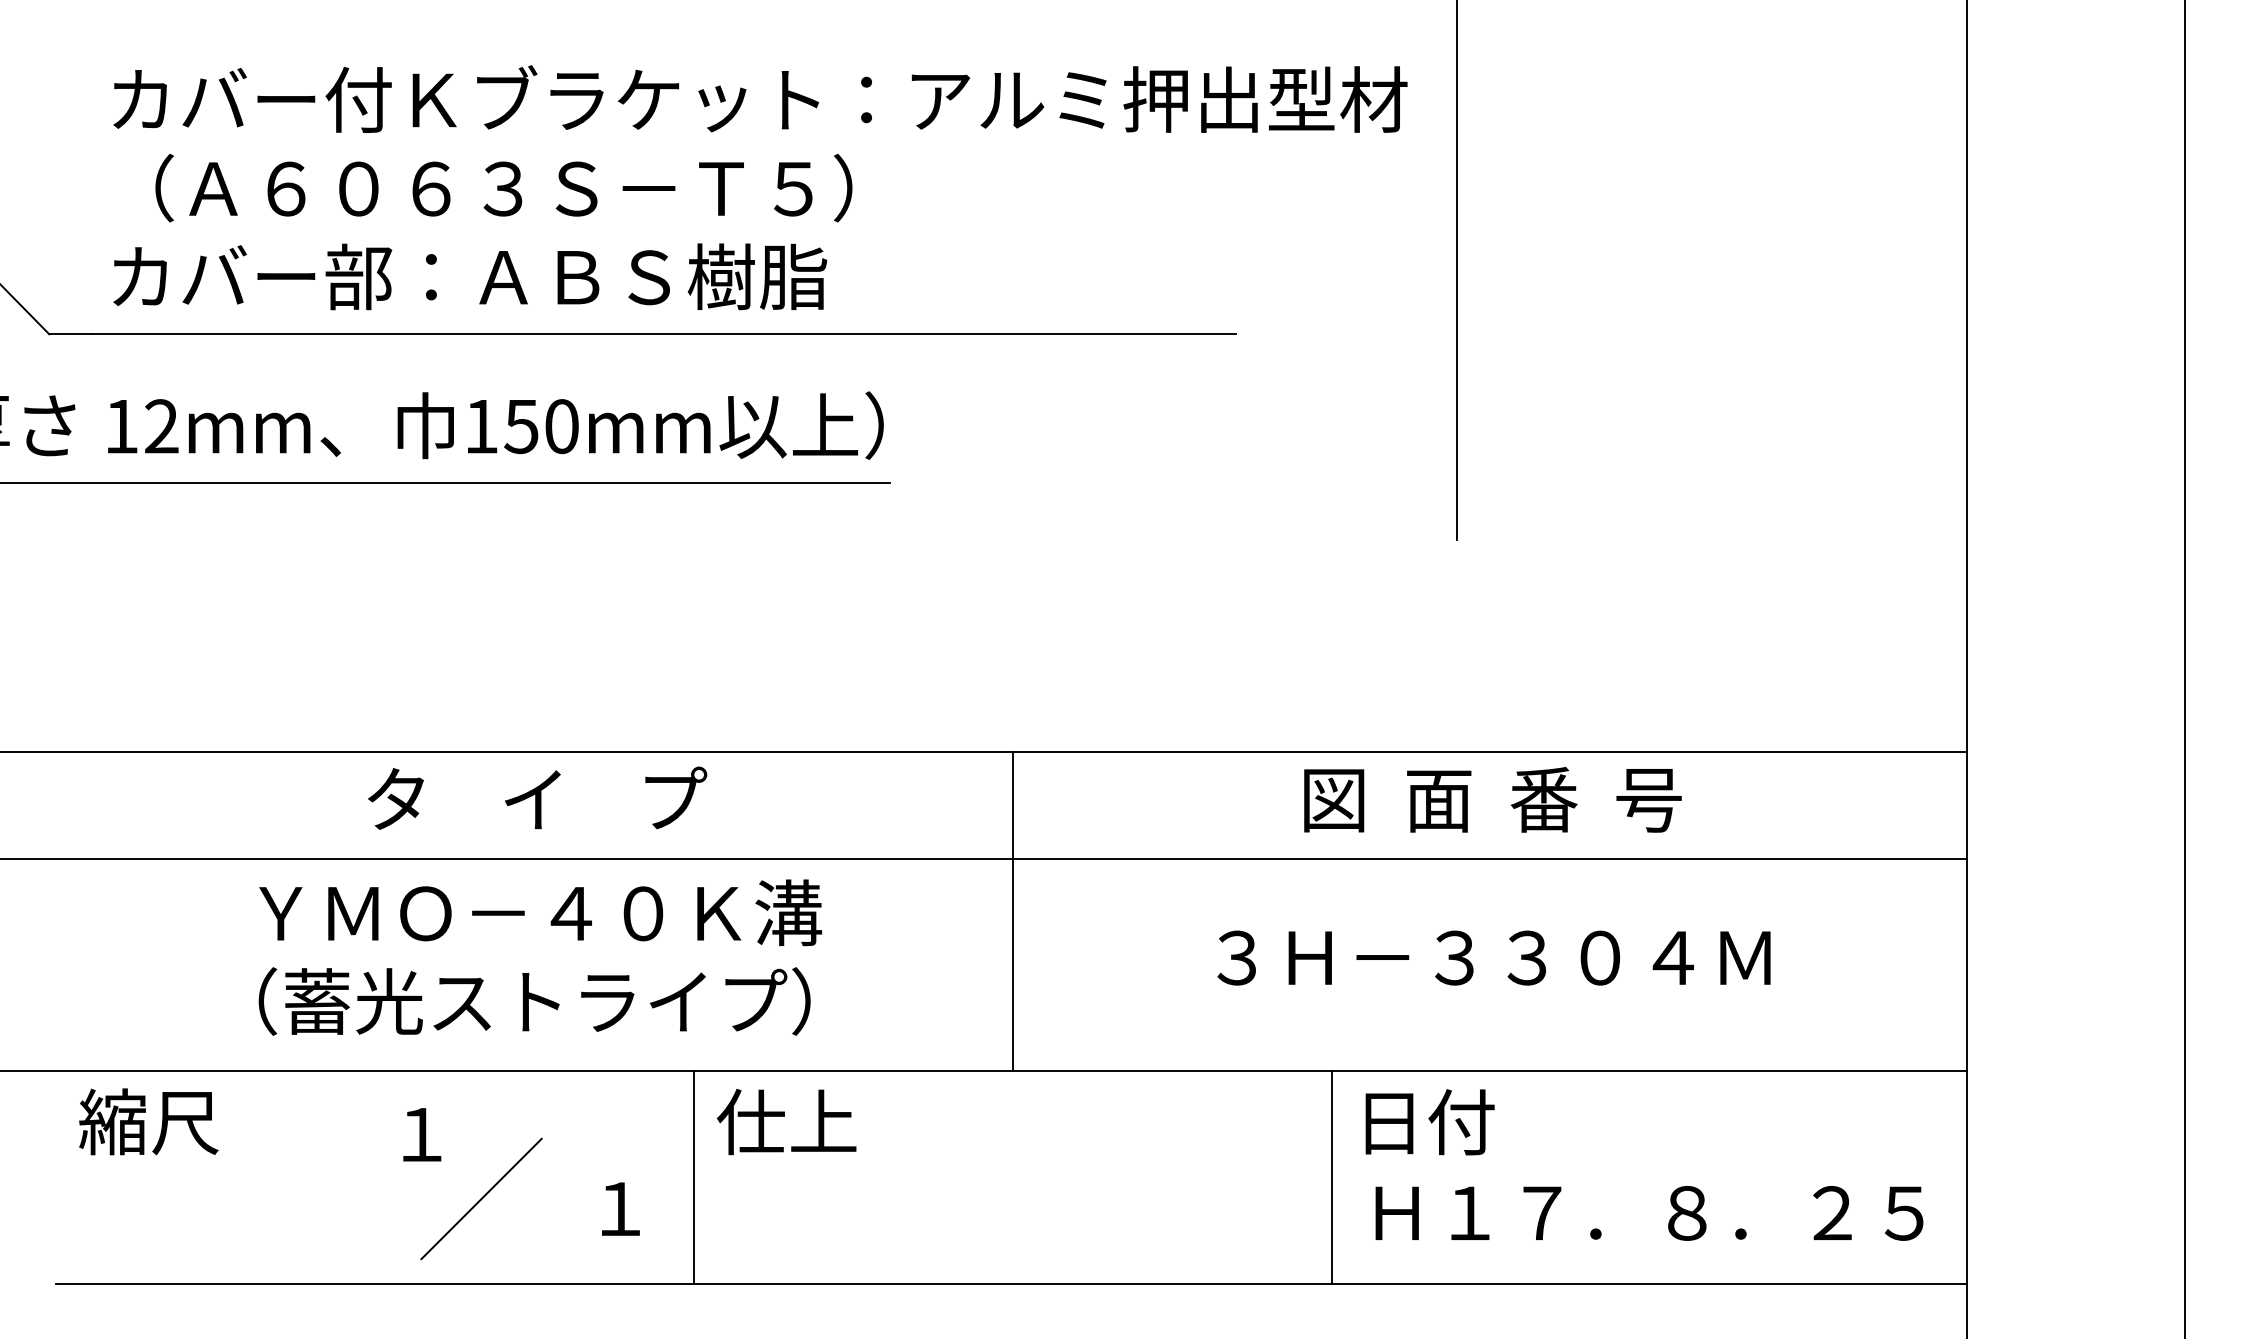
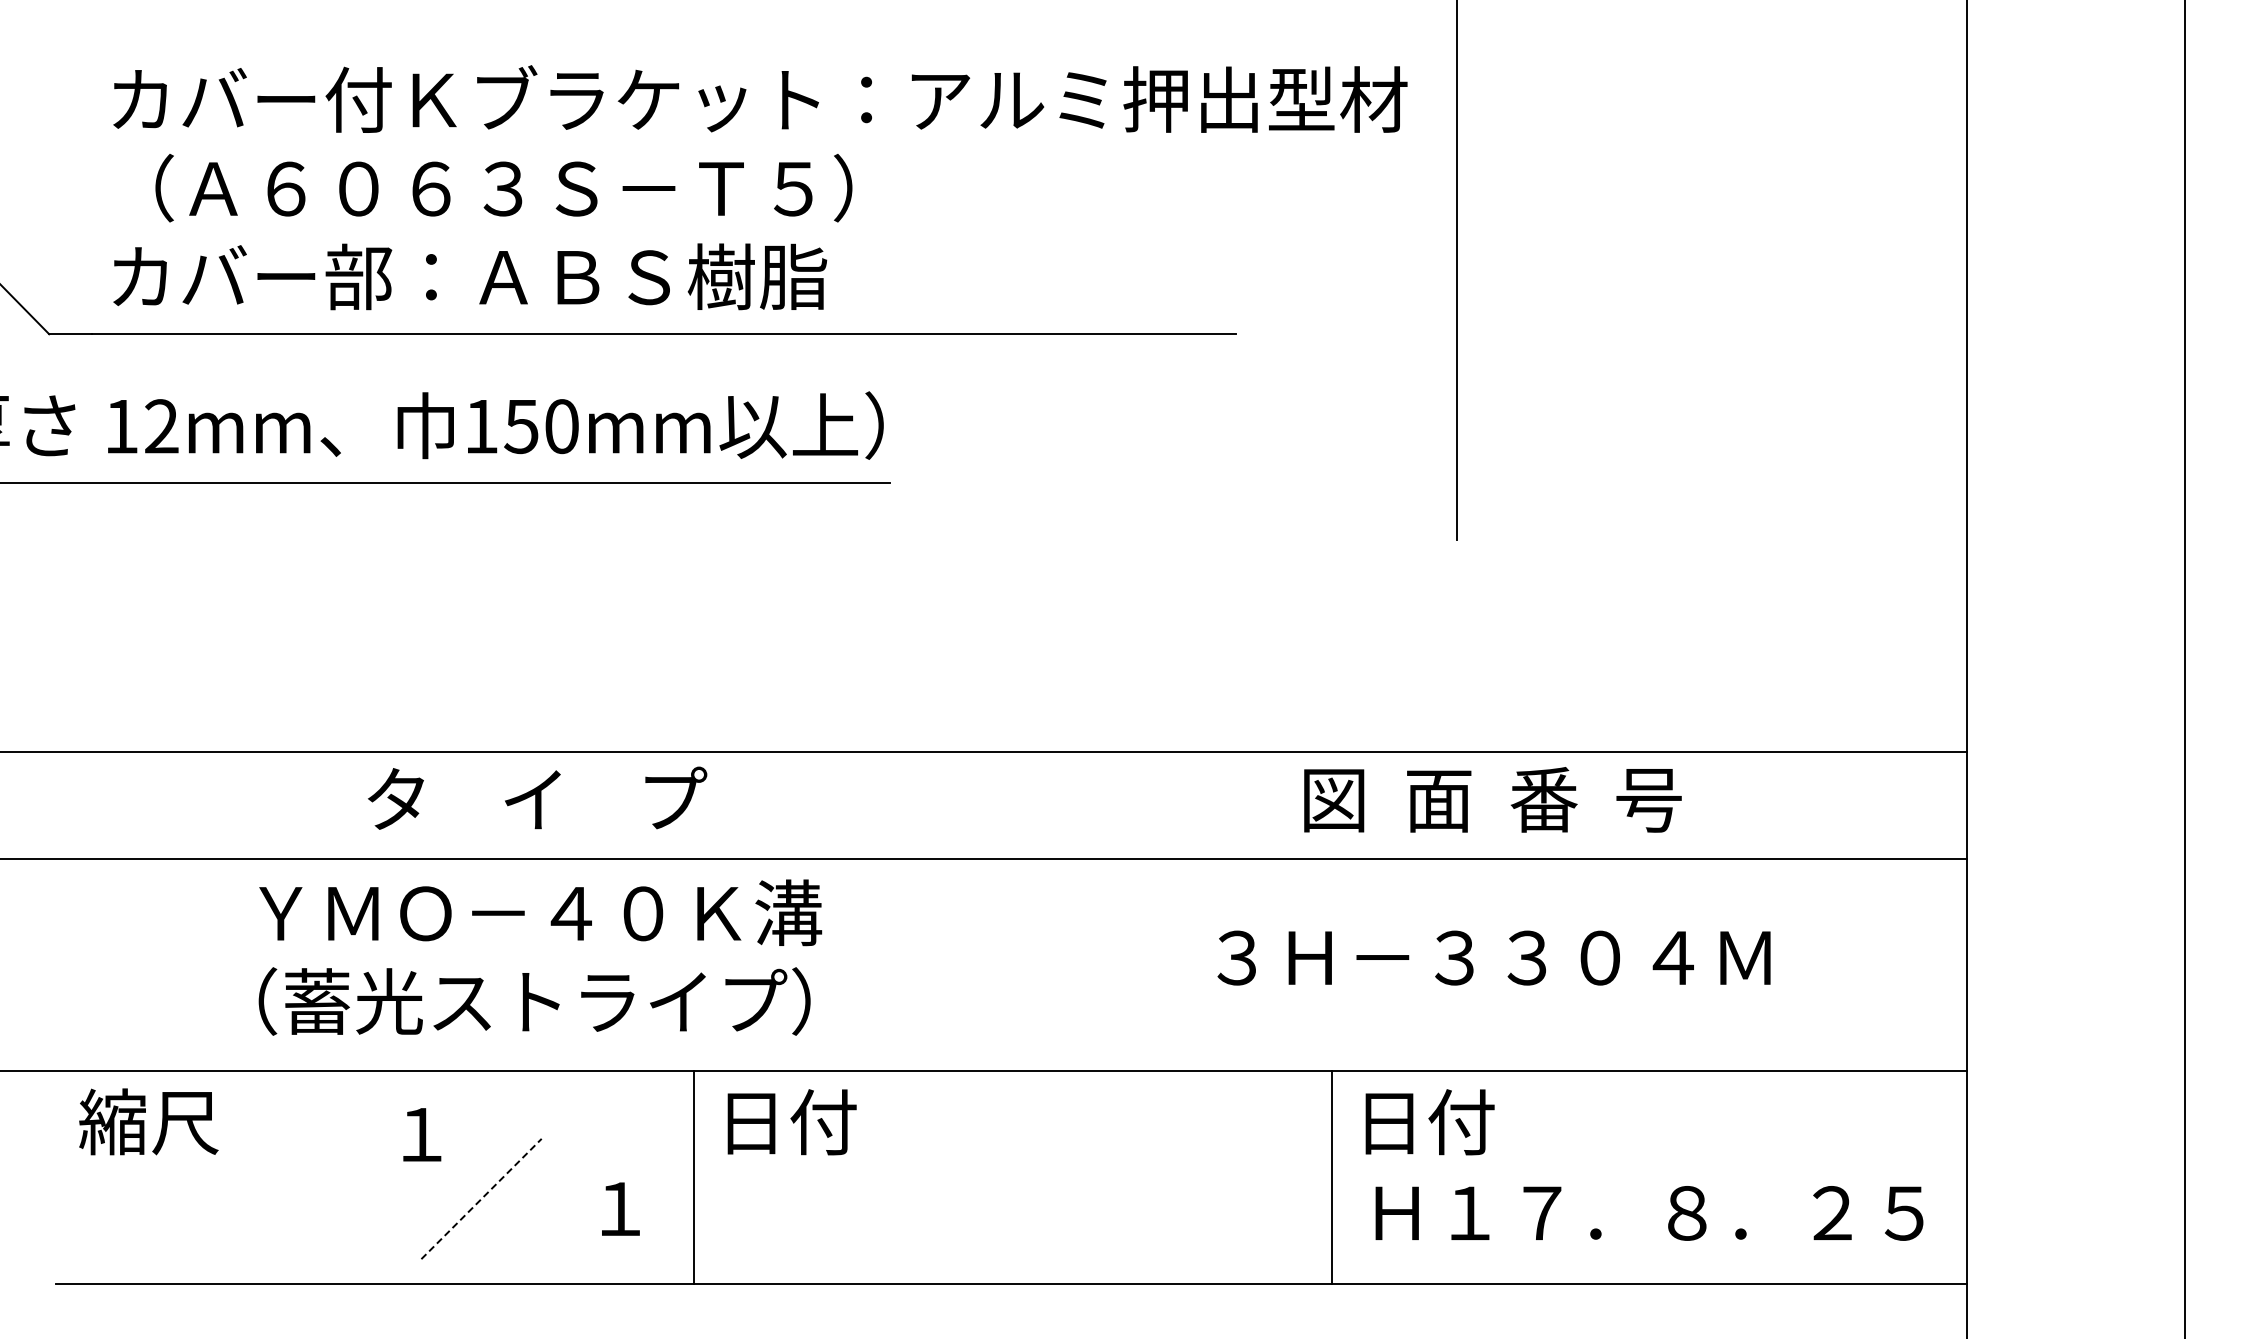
line: present -> none (1013, 911)
text: 仕上 -> 日付 (786, 1121)
line: solid -> dashed (481, 1198)
